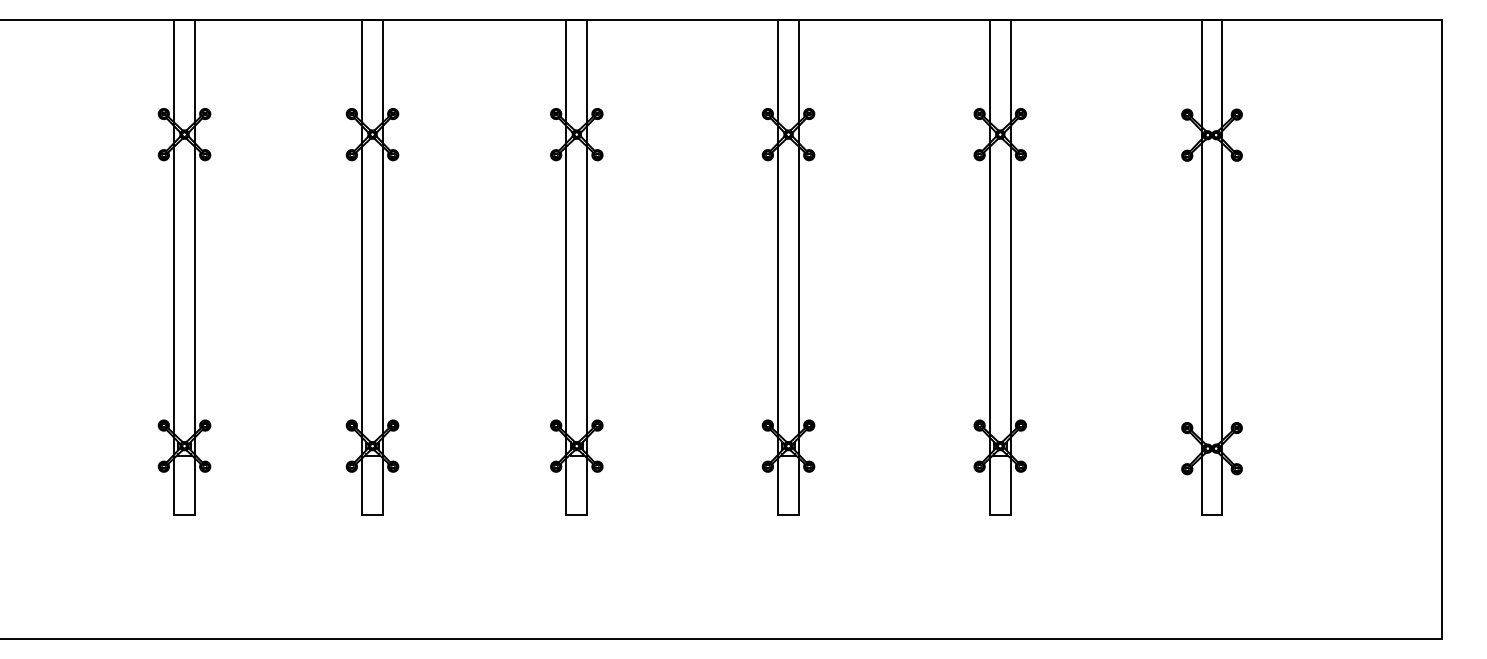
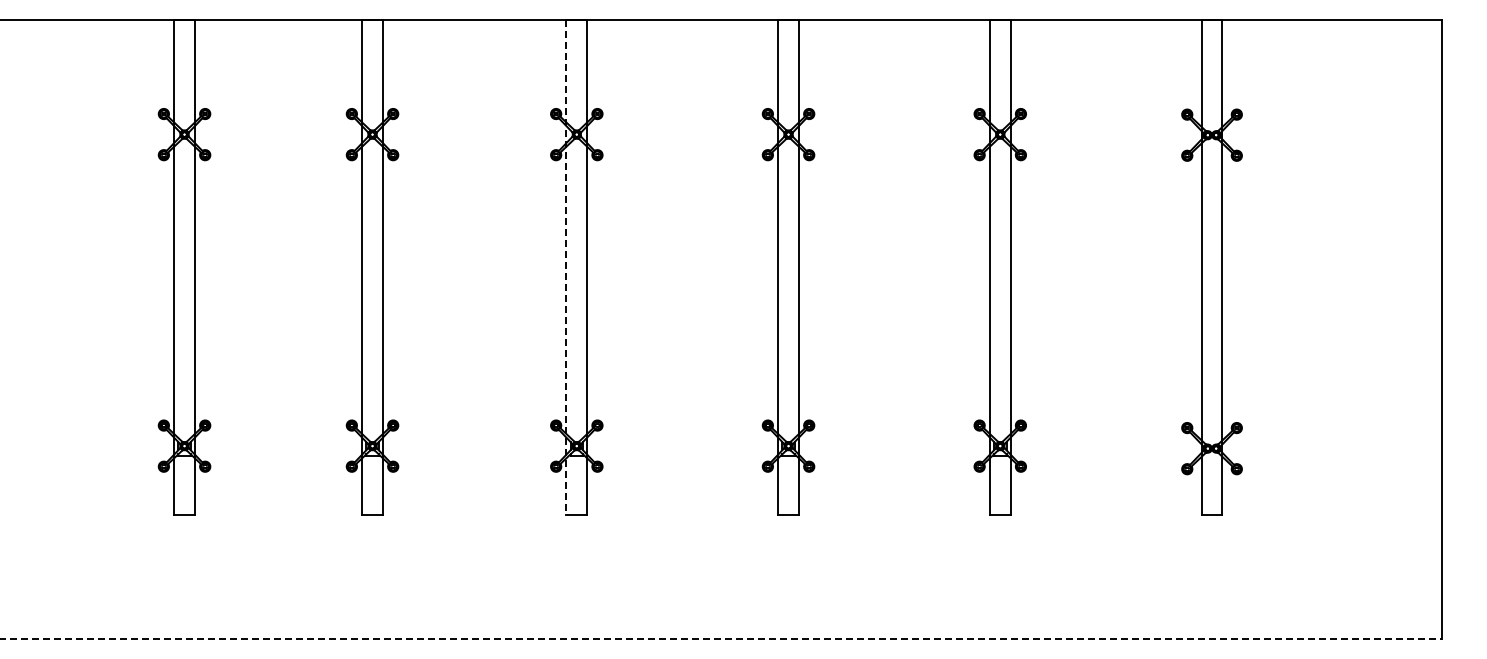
line: solid -> dashed (566, 267)
line: solid -> dashed (721, 639)
